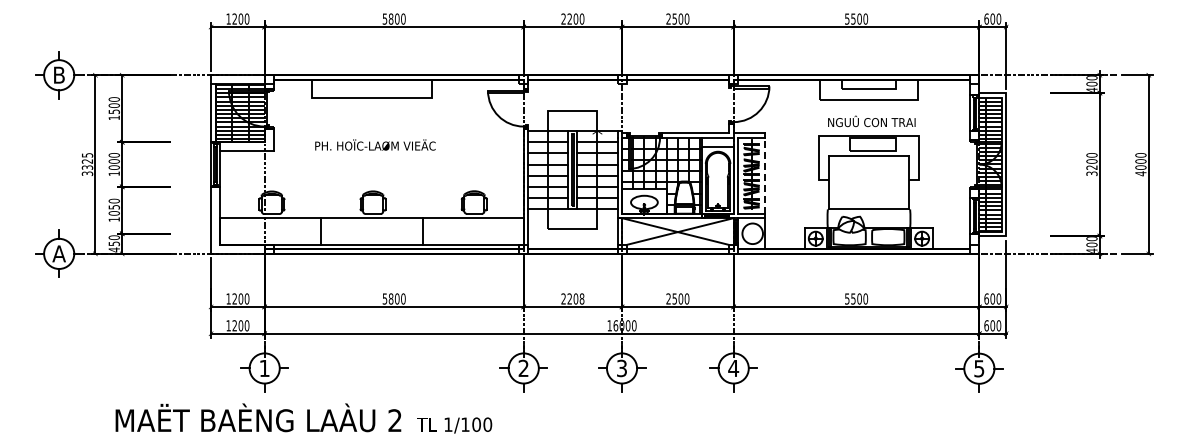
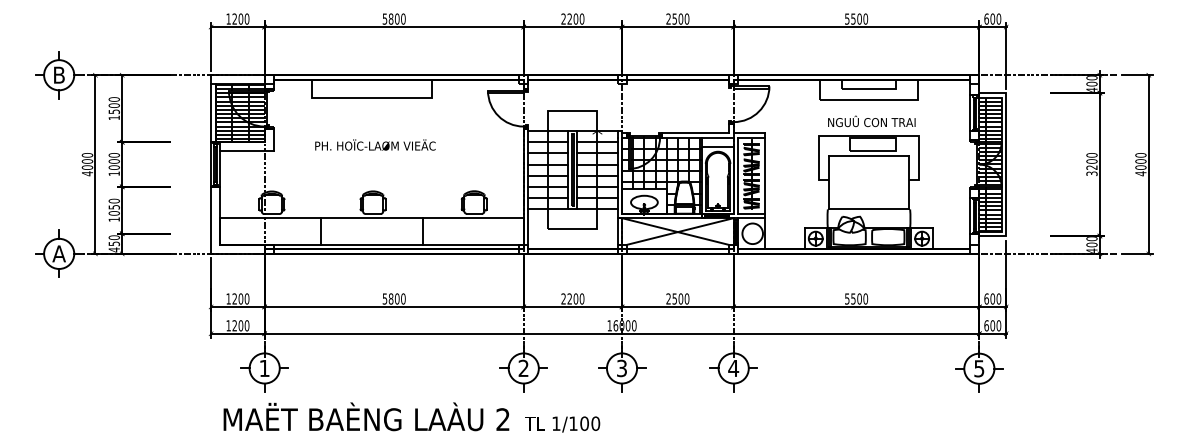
text: 3325 -> 4000 (87, 164)
line: dashed -> solid (764, 175)
text: 2208 -> 2200 (581, 298)
text position: (303, 418) -> (411, 417) (411, 417)
